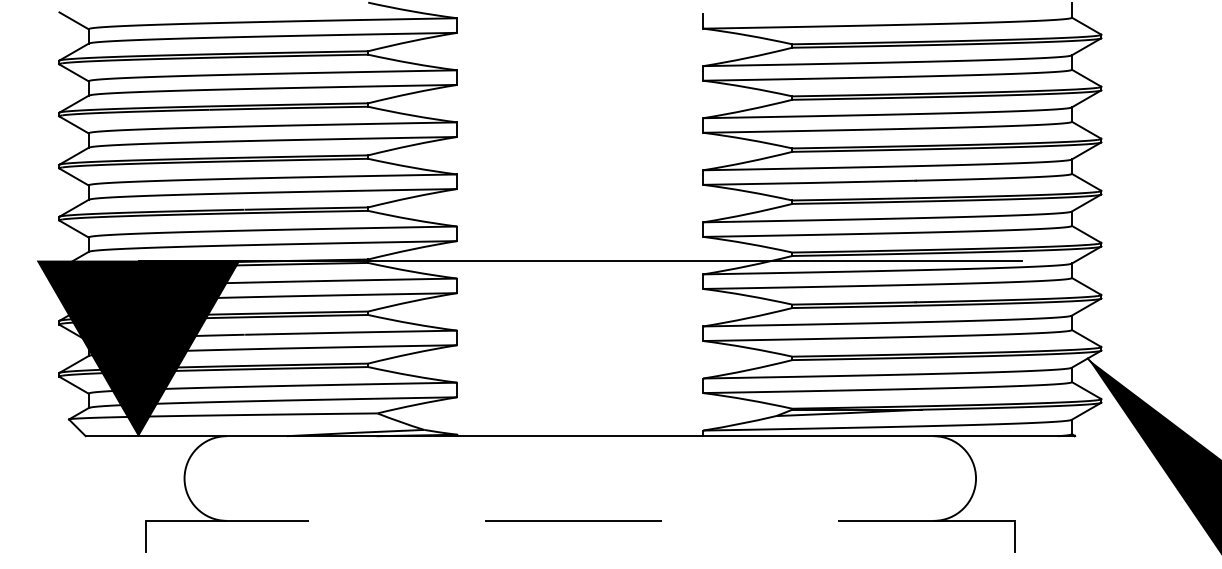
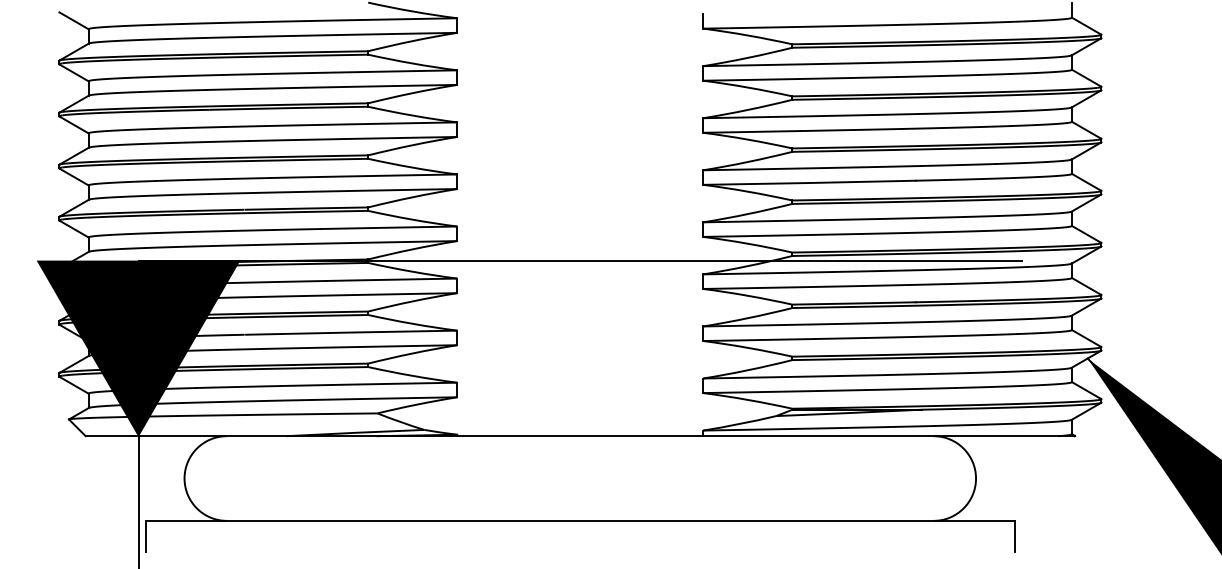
line: none -> present (138, 501)
line: dashed -> solid (580, 520)
